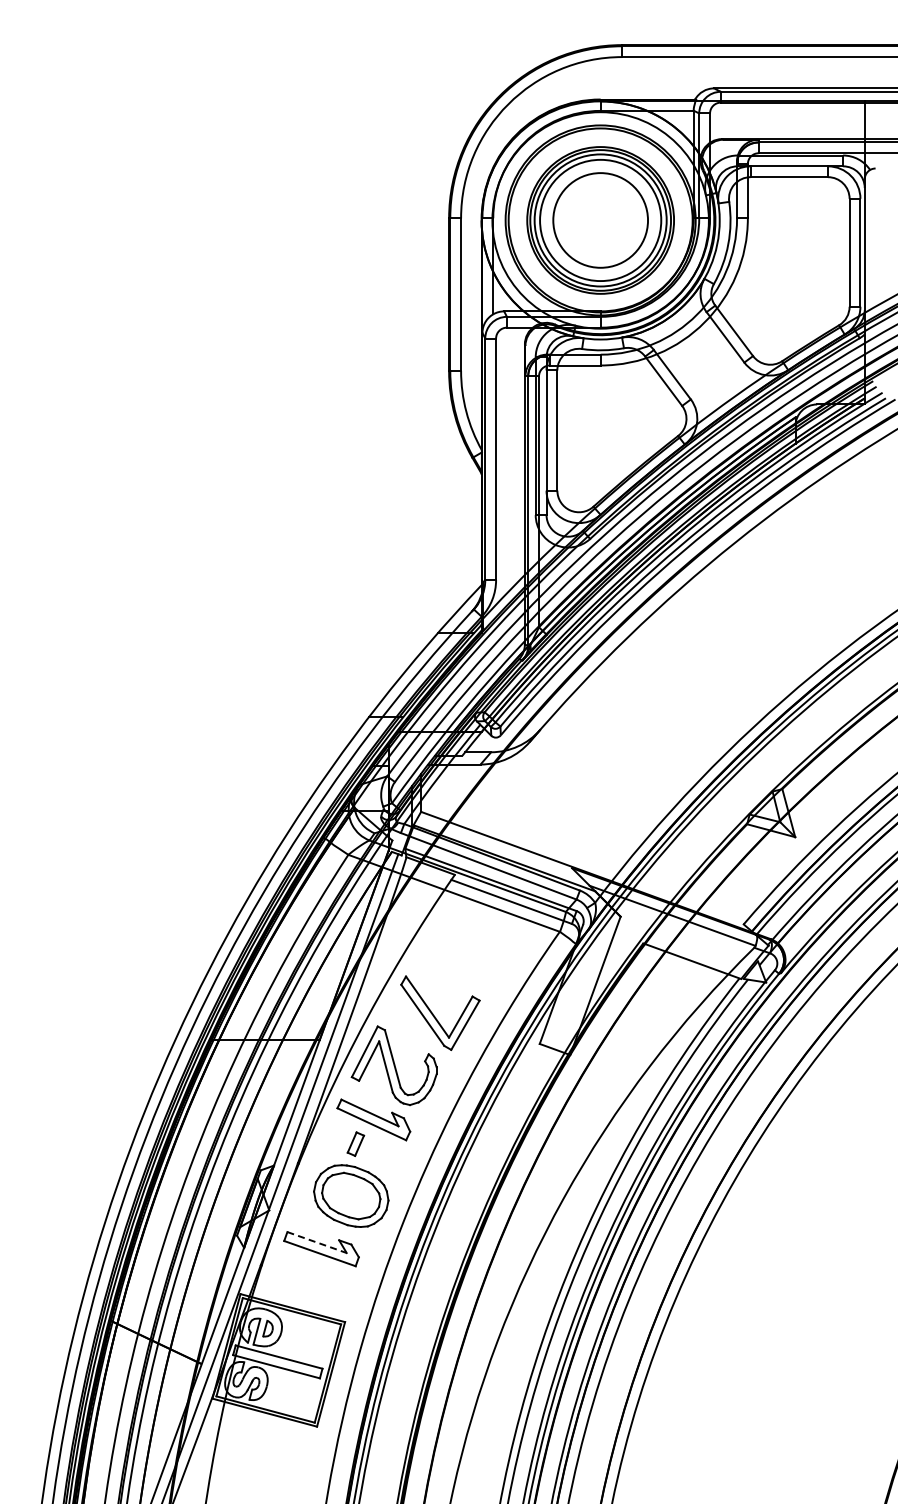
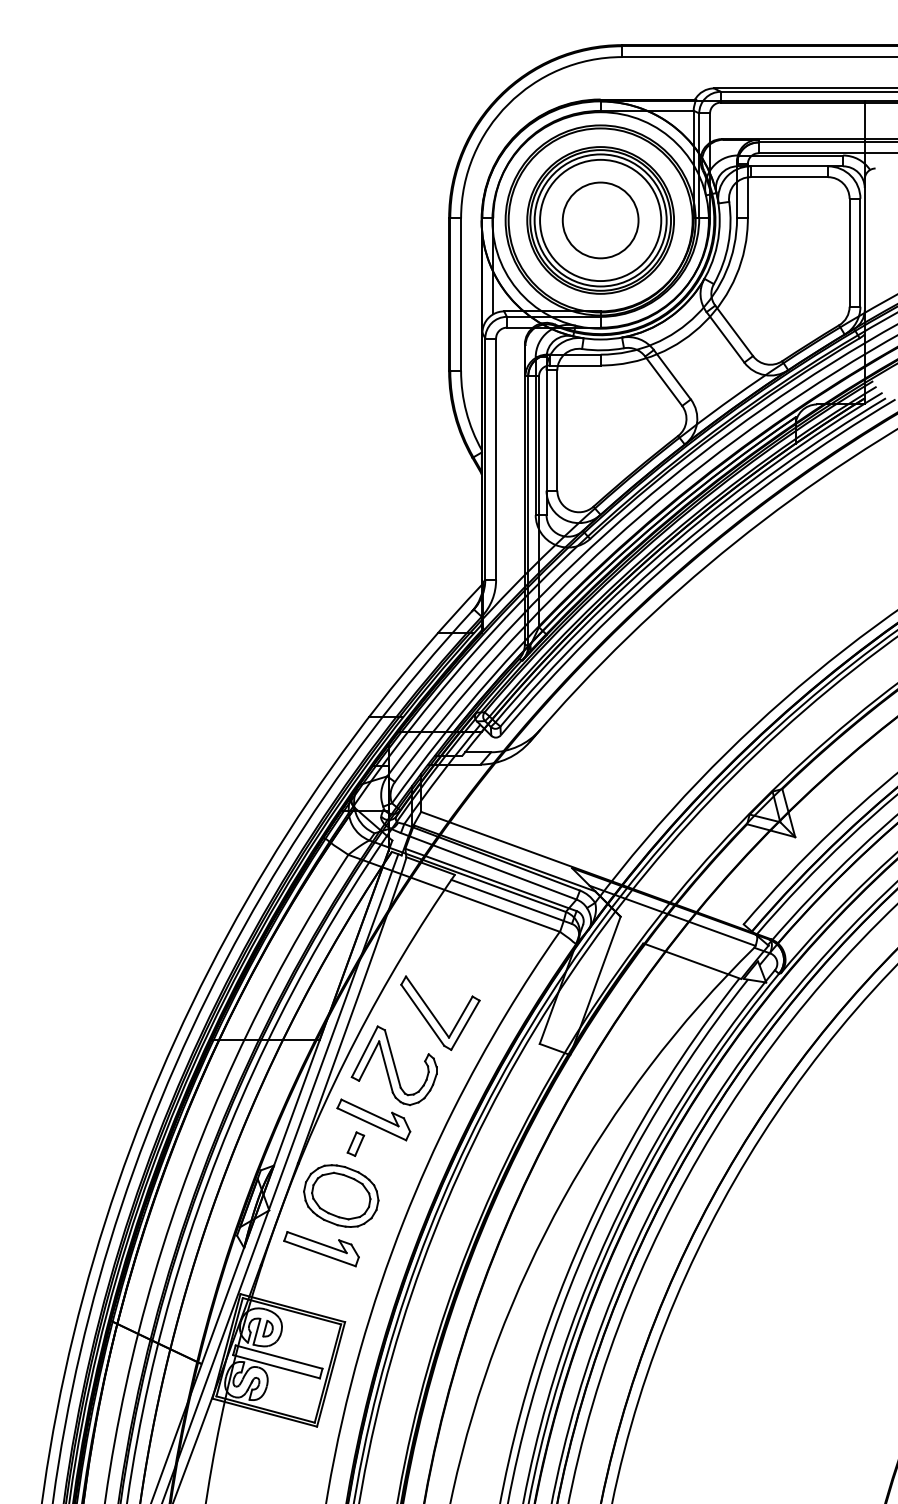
circle diameter: 95 px -> 76 px (600, 220)
part position: (351, 1195) -> (341, 1195) (341, 1195)
line: dashed -> solid (317, 1242)
